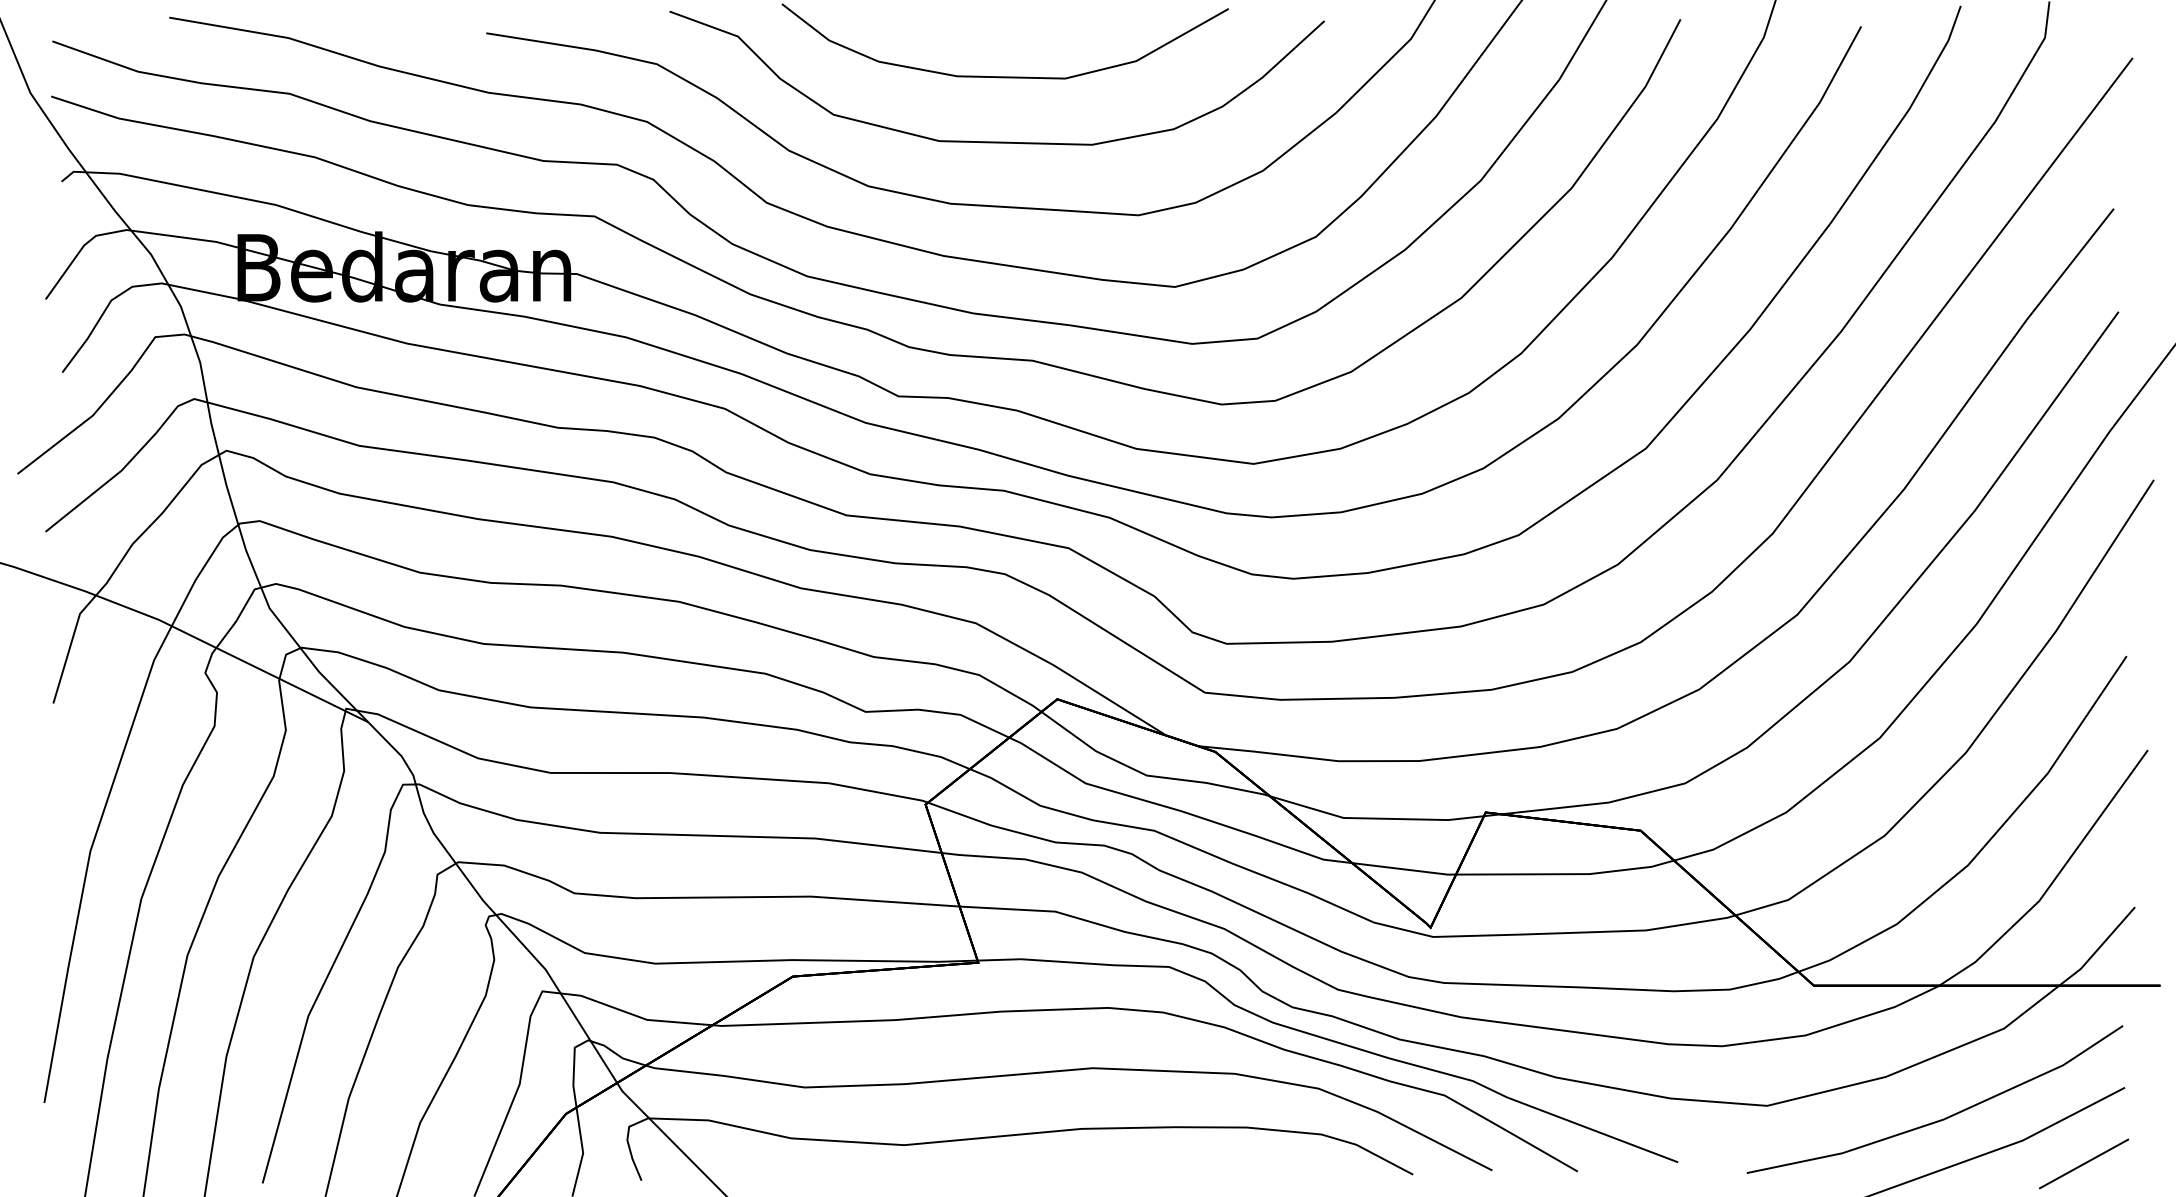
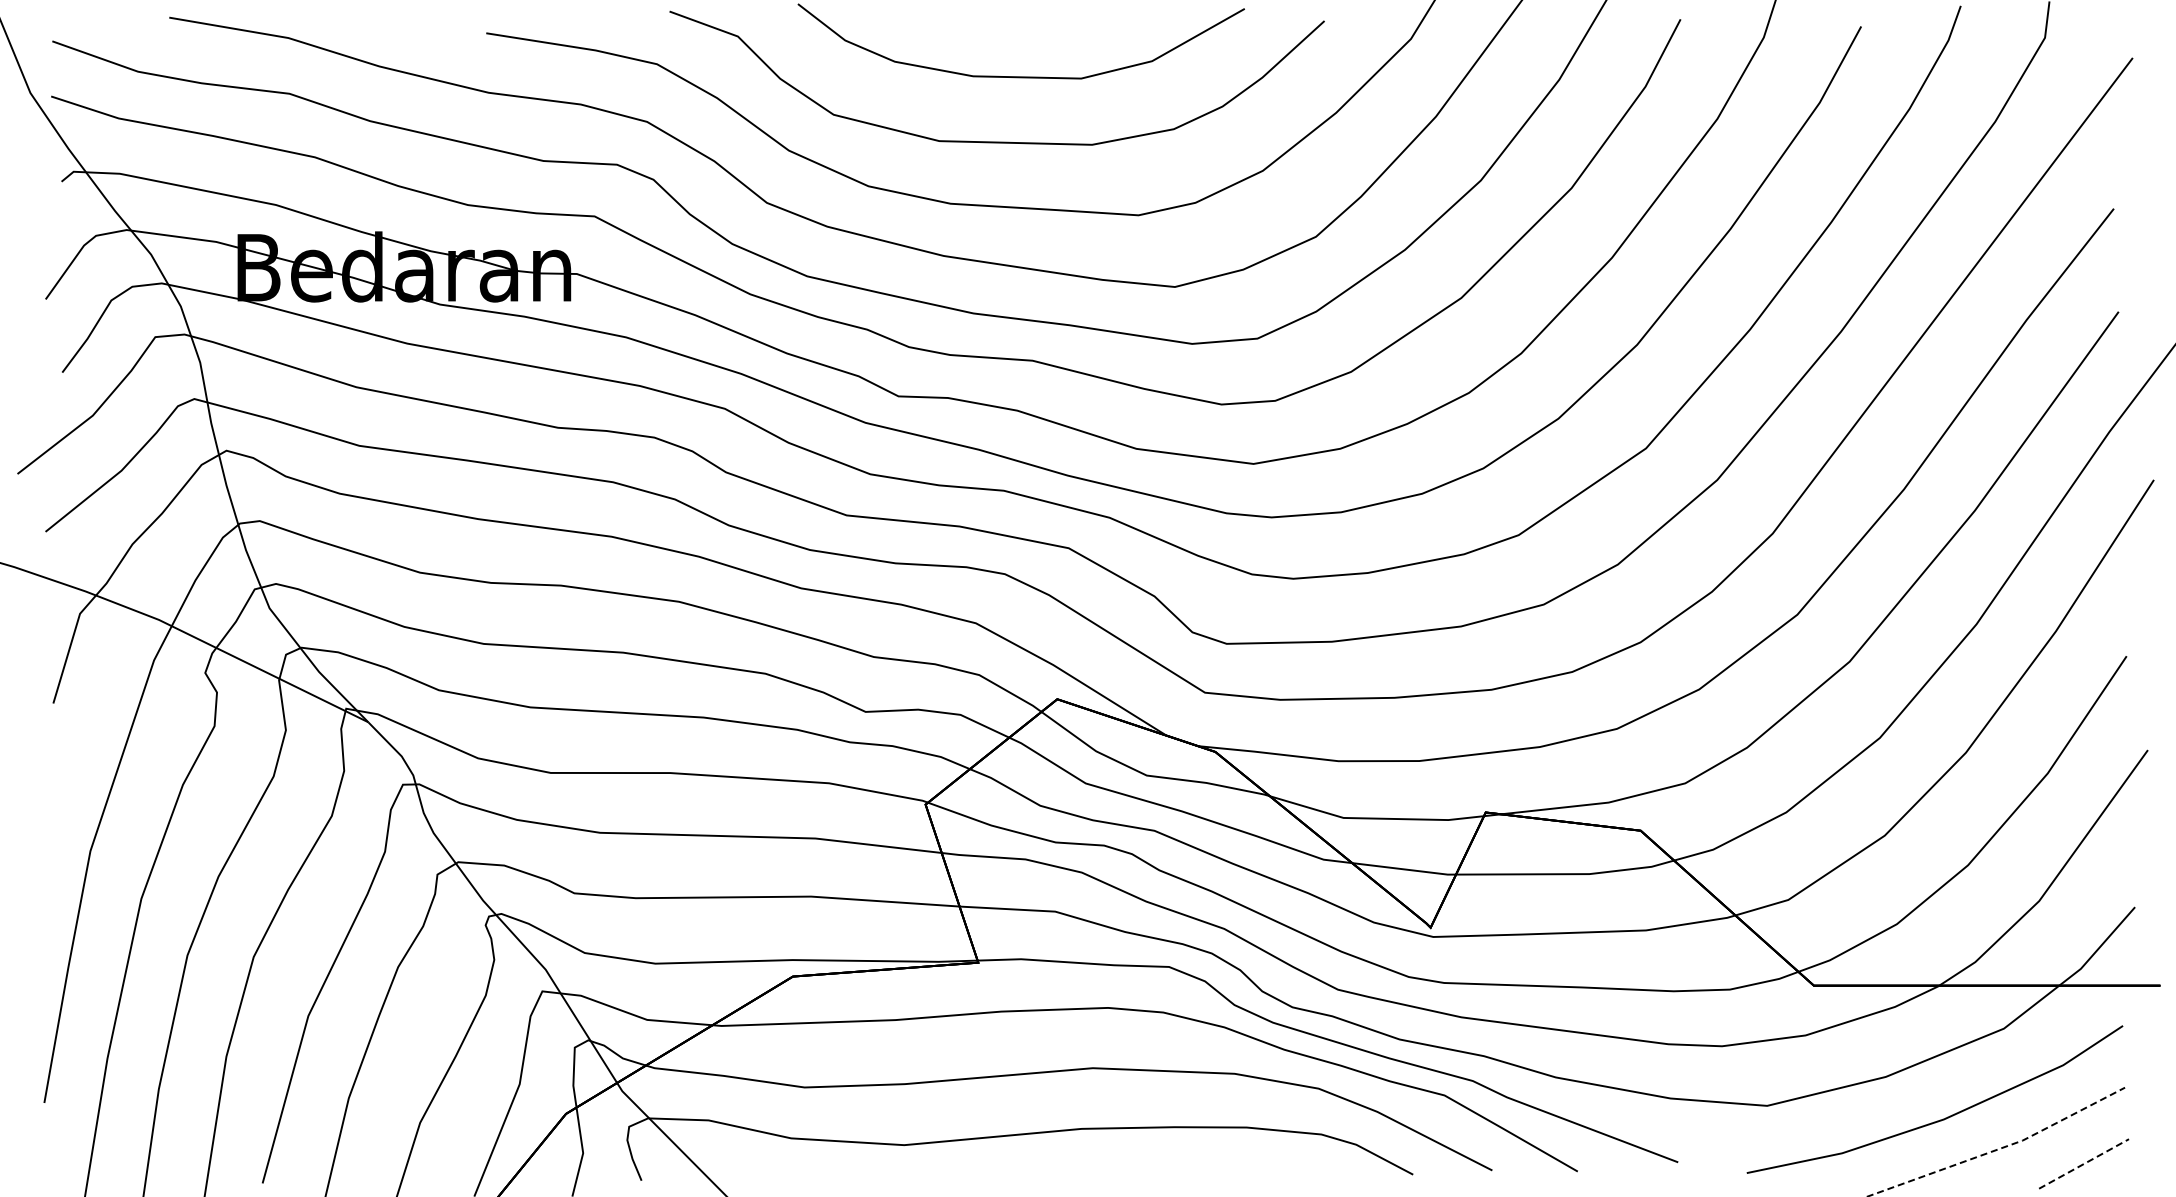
curve position: (1004, 76) -> (1020, 76) (1020, 76)
line: solid -> dashed (2000, 1148)
line: solid -> dashed (2084, 1163)
